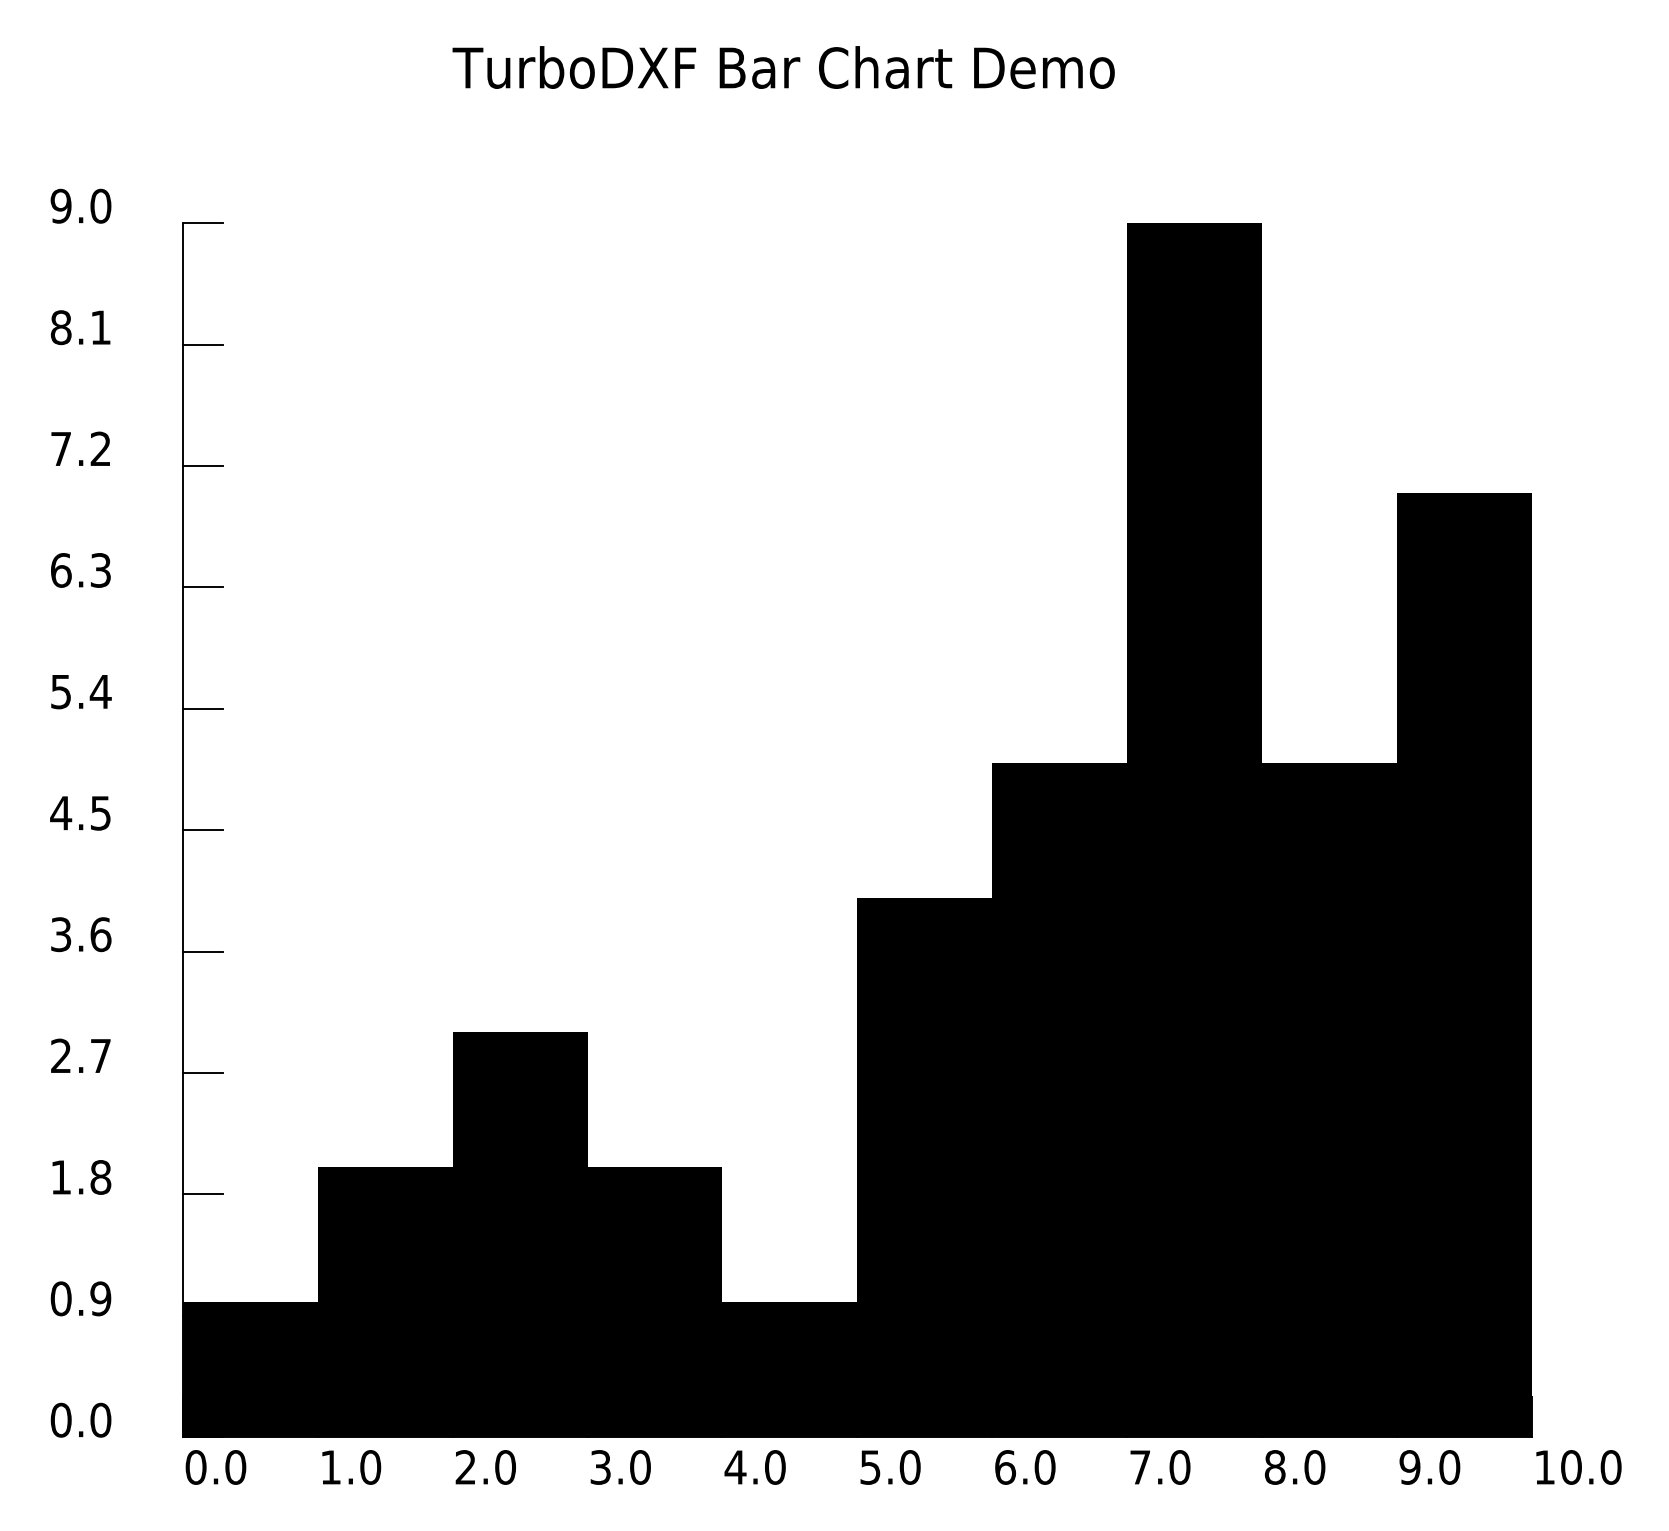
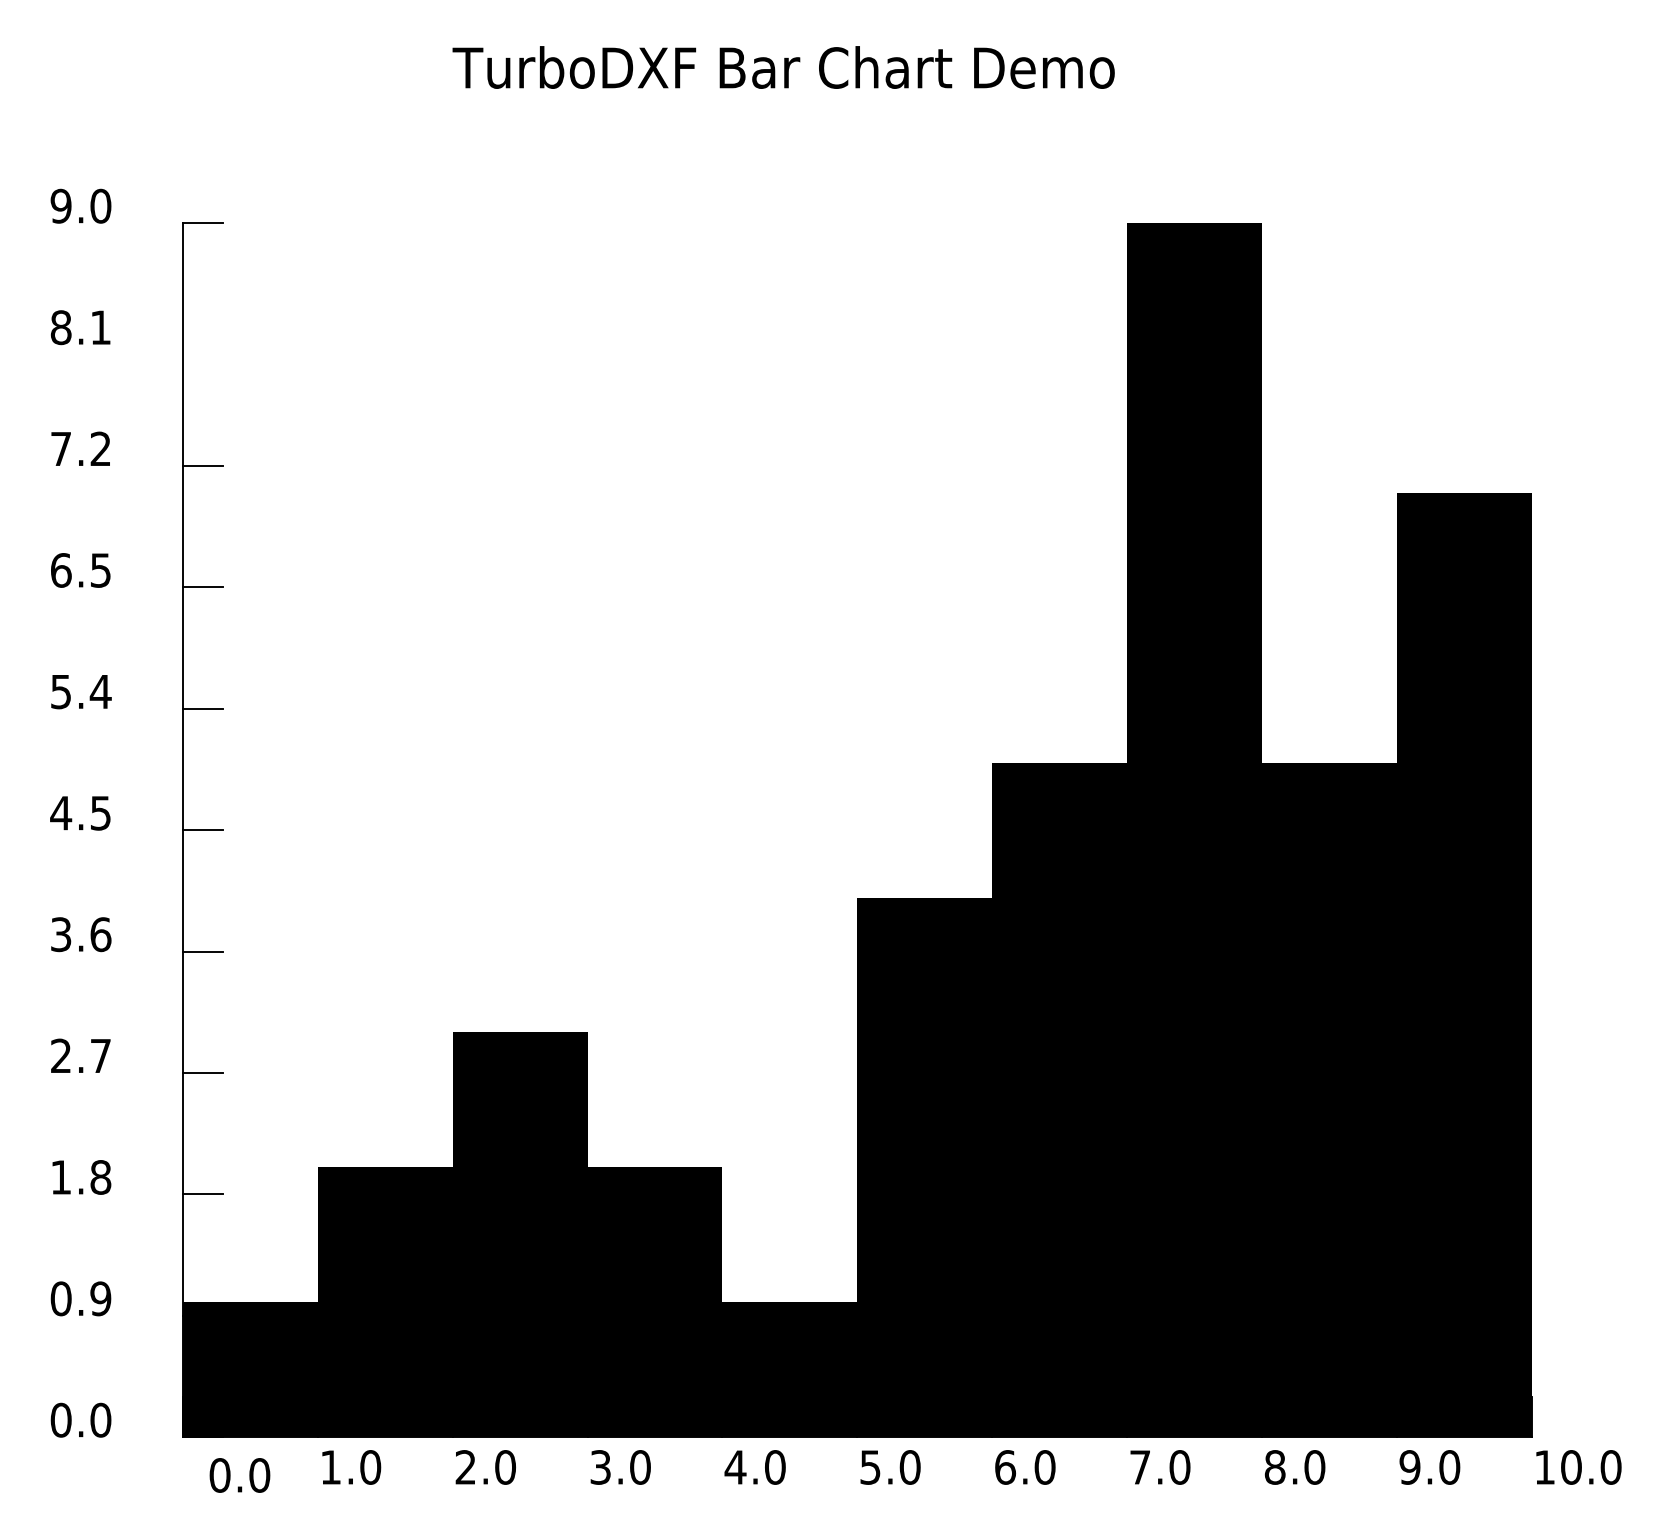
line: present -> none (202, 344)
text: 6.3 -> 6.5 (100, 570)
text position: (215, 1467) -> (239, 1475) (239, 1475)
